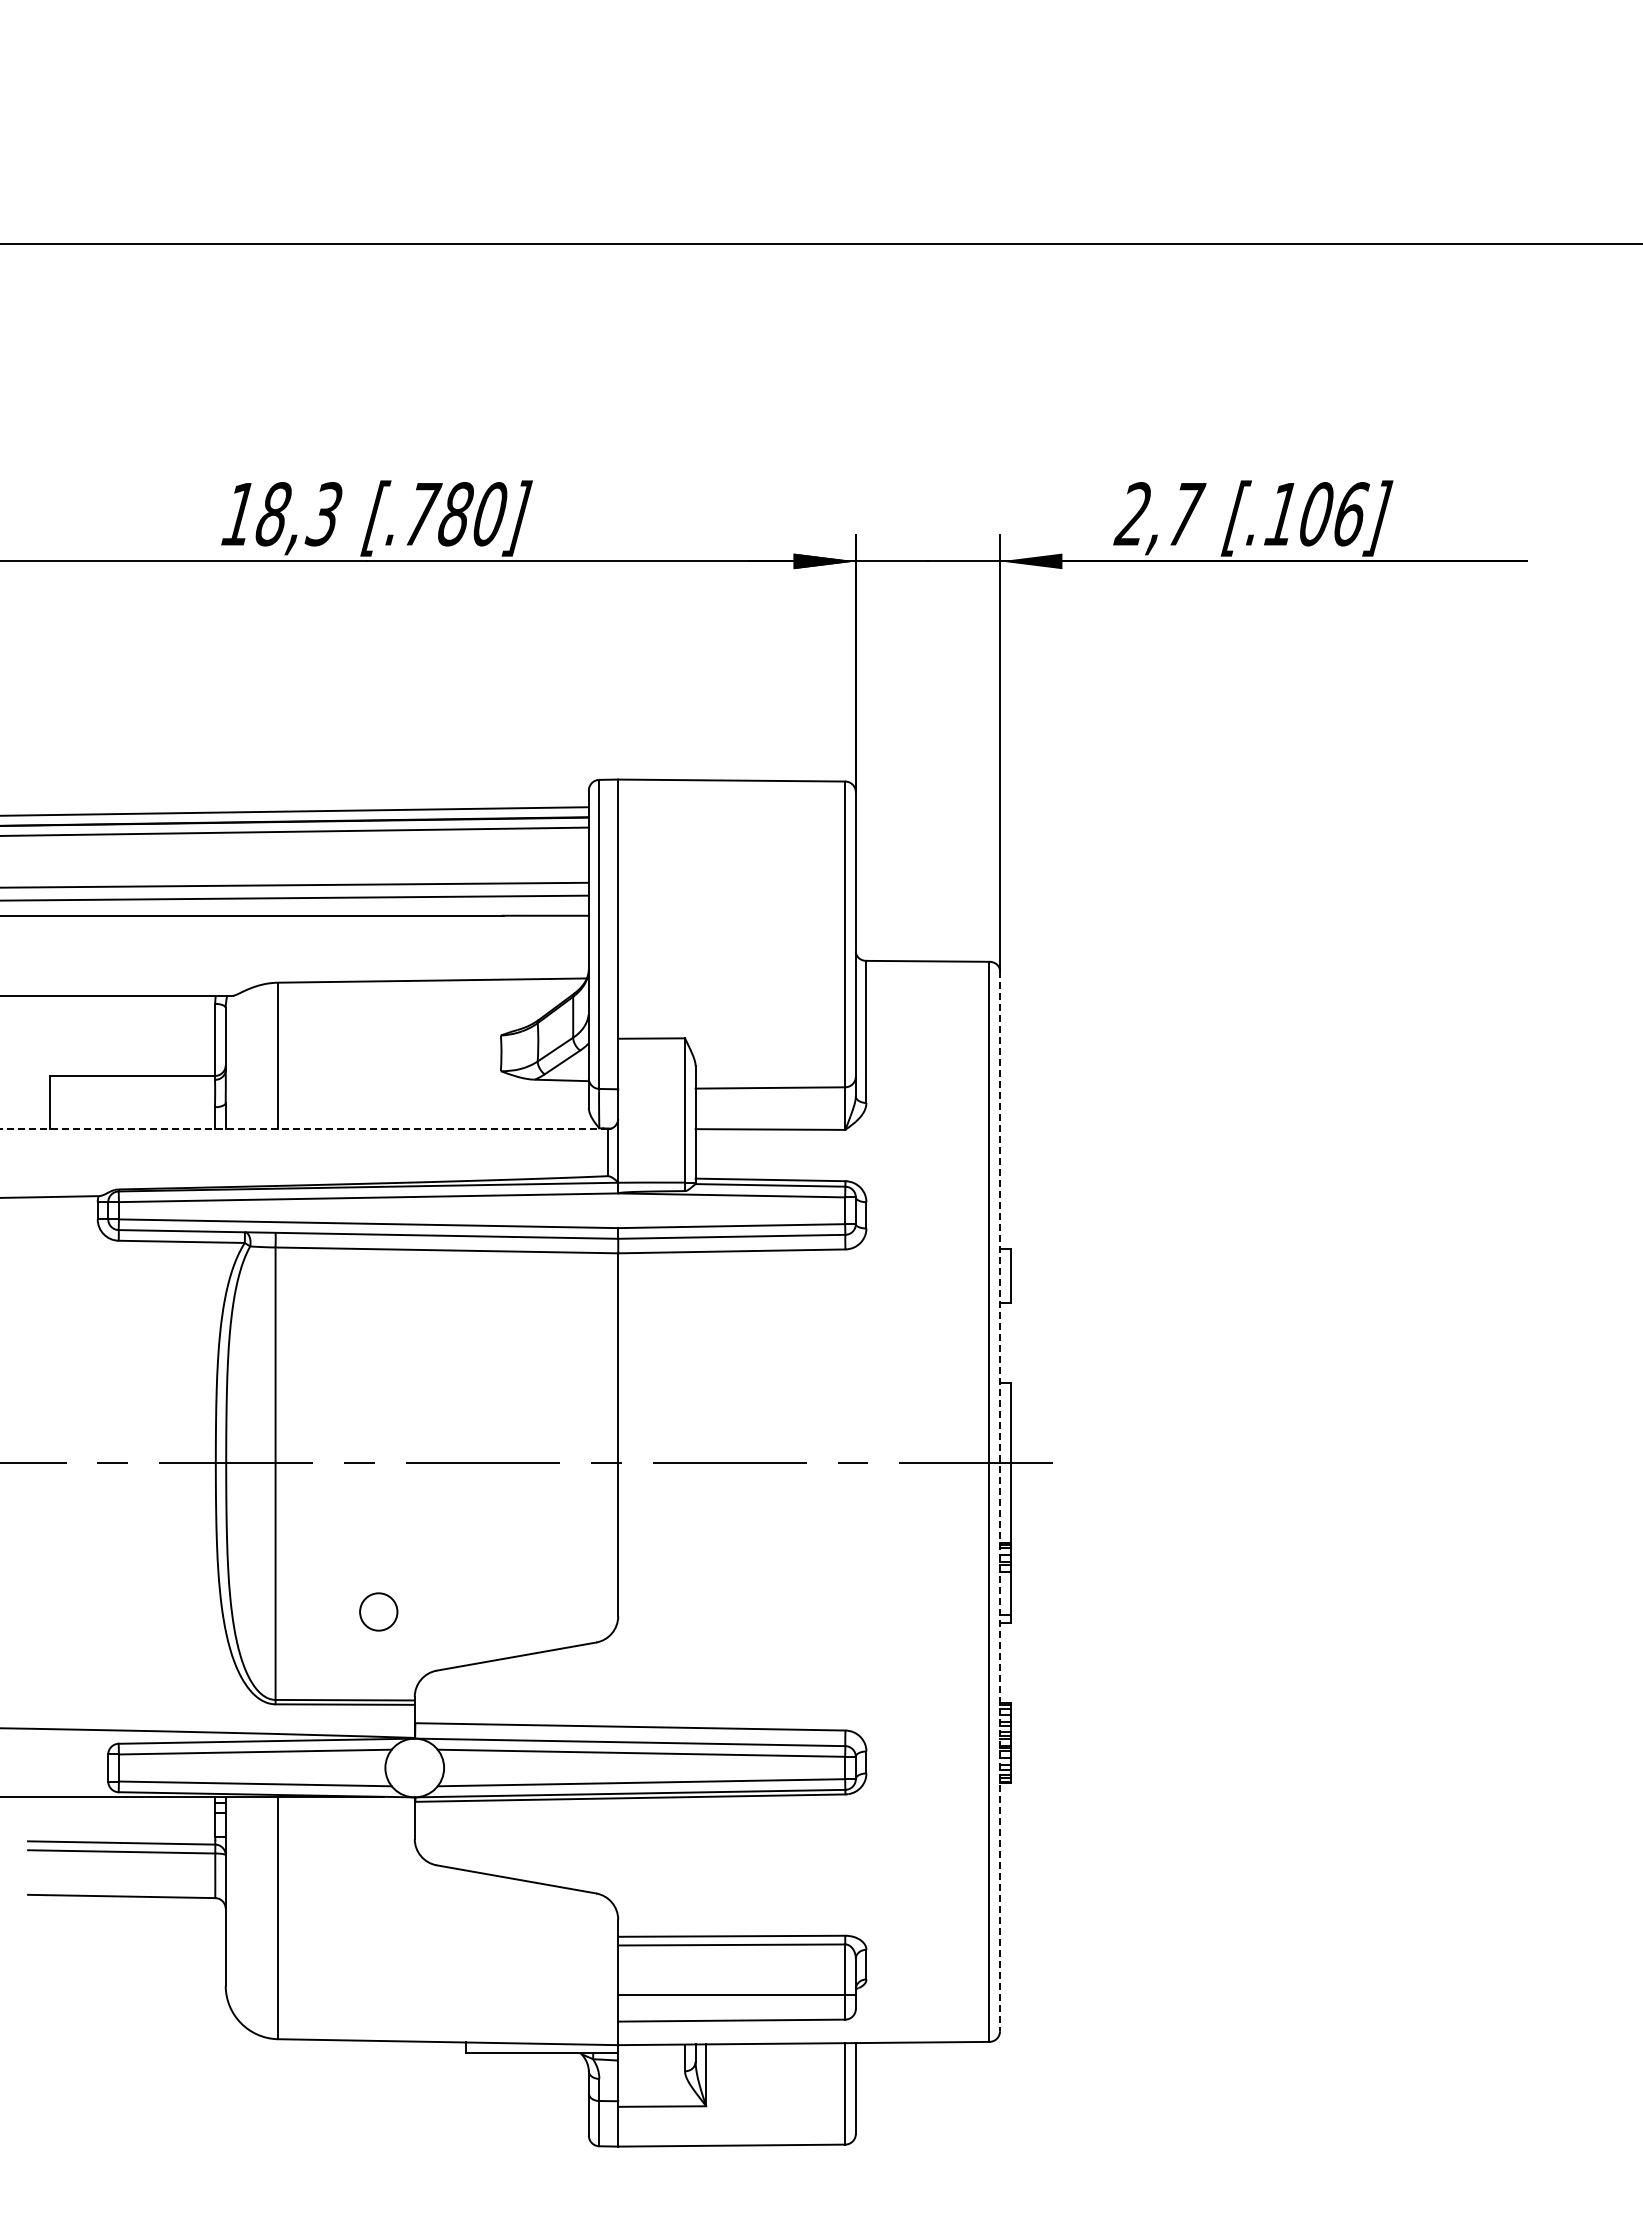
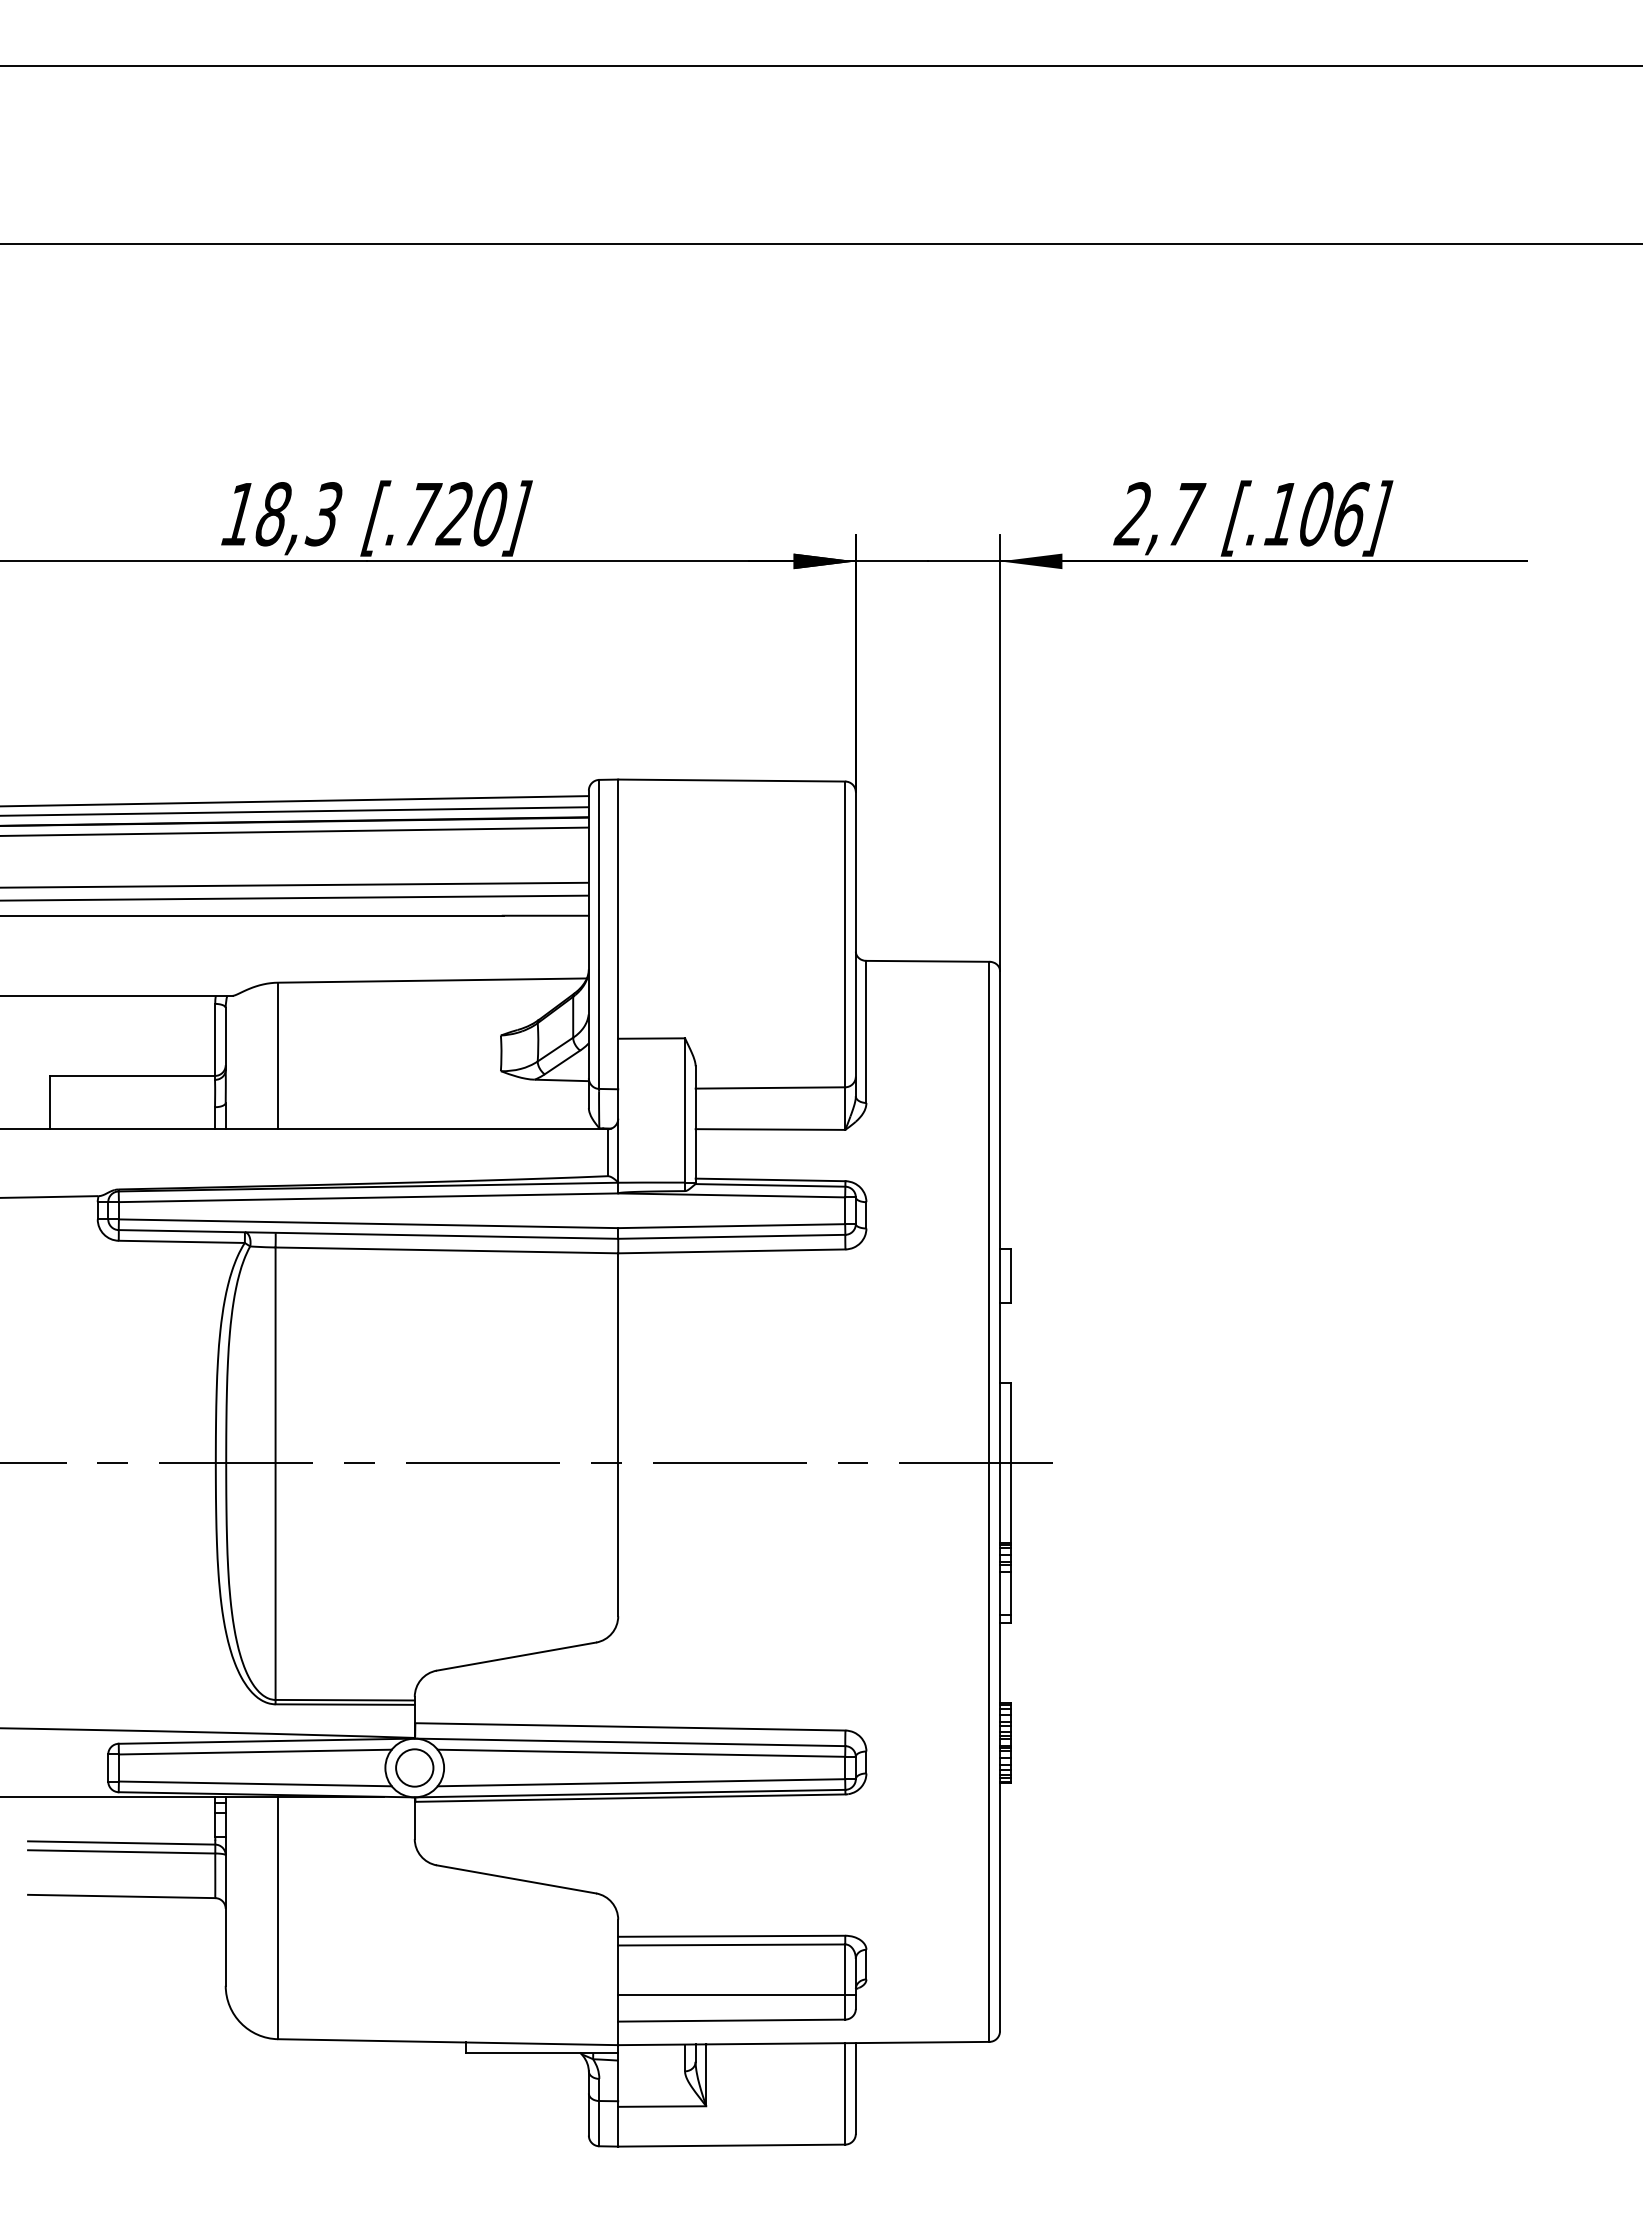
line: none -> present (820, 66)
text: [.780] -> [.720] (454, 514)
line: none -> present (295, 801)
line: dashed -> solid (303, 1129)
line: dashed -> solid (1000, 1501)
circle position: (378, 1611) -> (414, 1767) (414, 1767)
